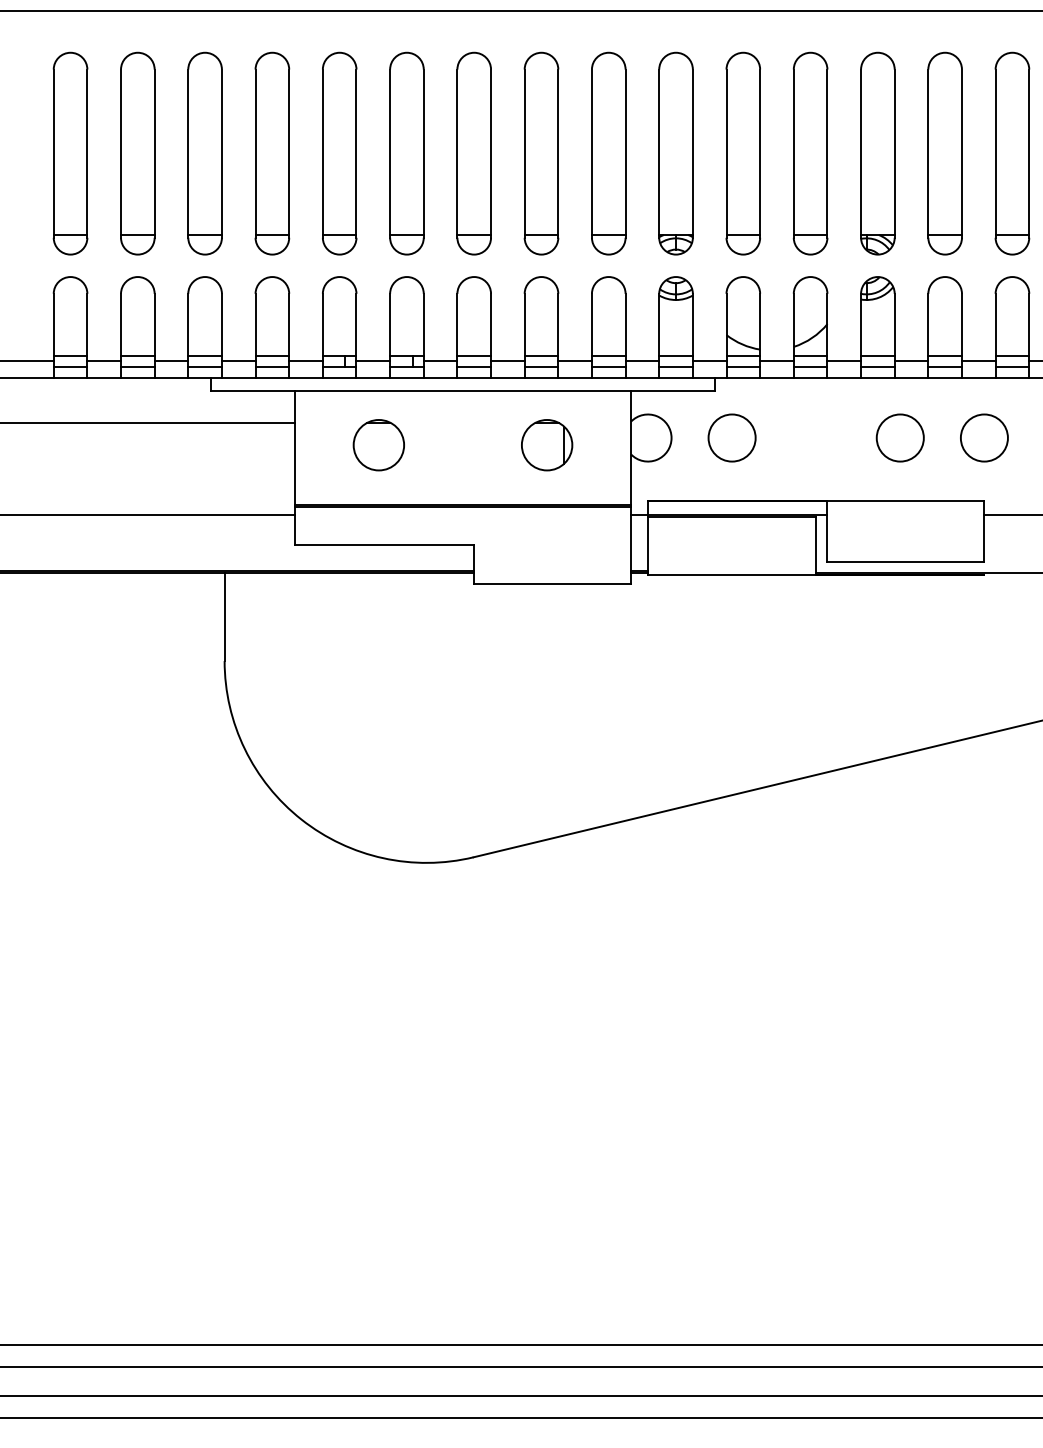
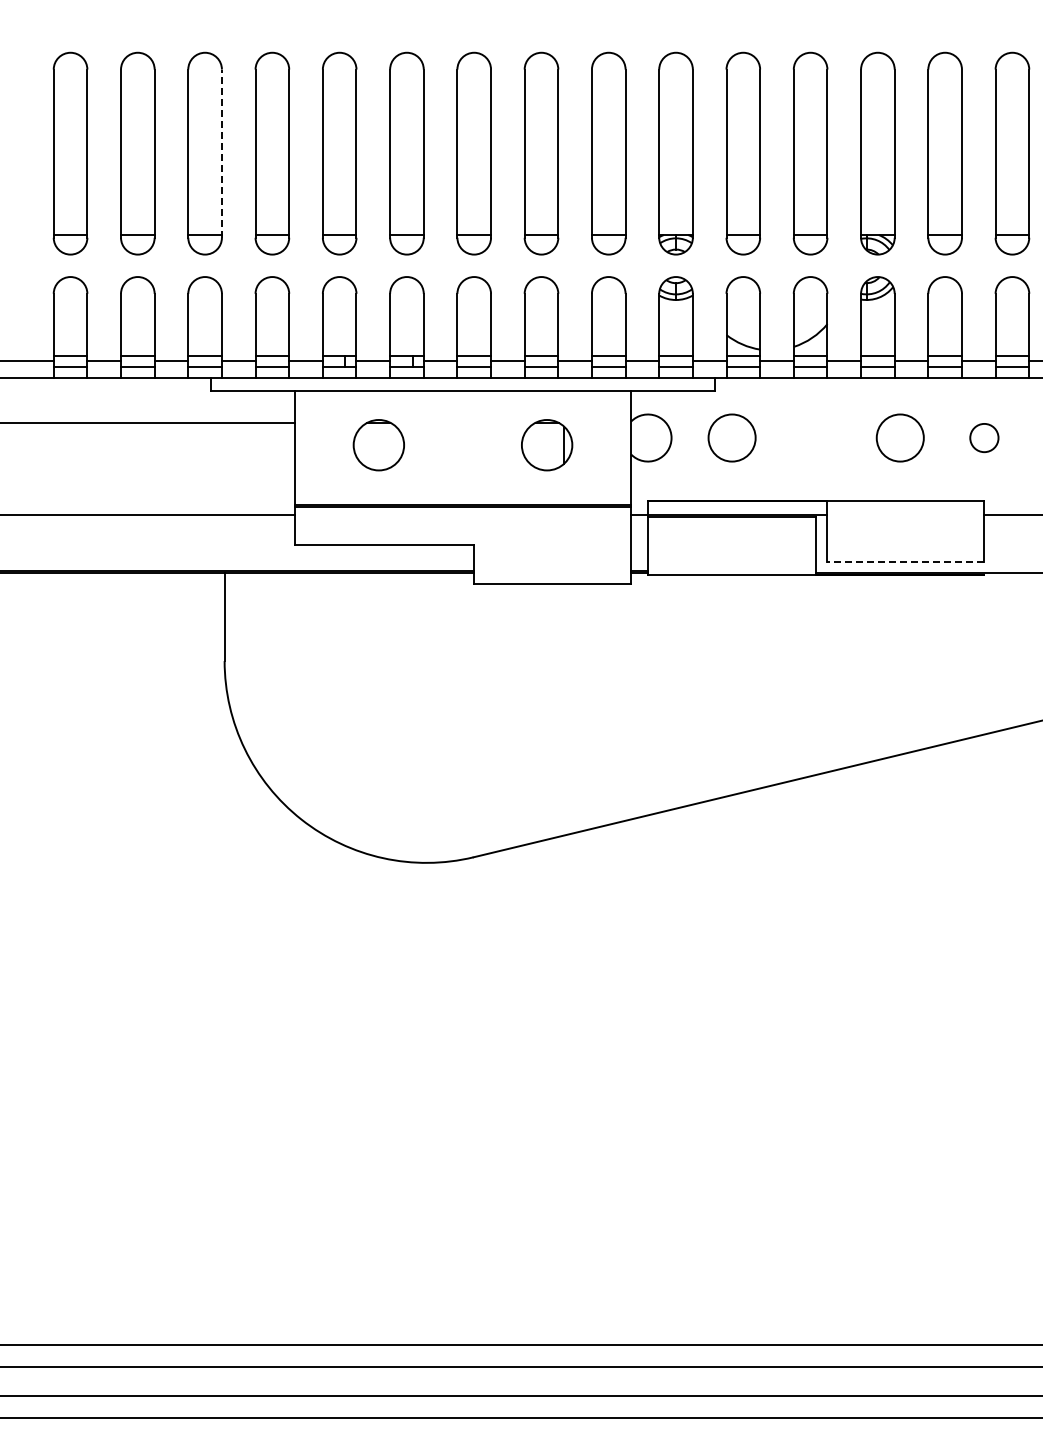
line: present -> none (520, 10)
line: solid -> dashed (221, 153)
circle diameter: 47 px -> 28 px (984, 437)
line: solid -> dashed (905, 562)
